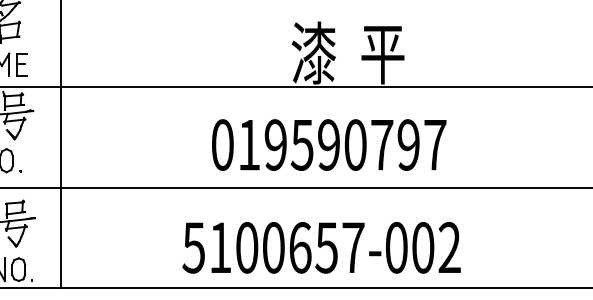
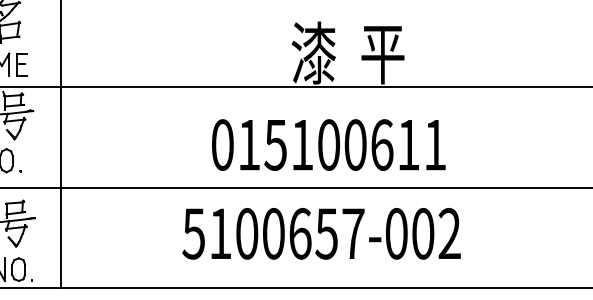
text: 019590797 -> 015100611 (355, 144)
text position: (321, 247) -> (321, 233) (321, 233)
